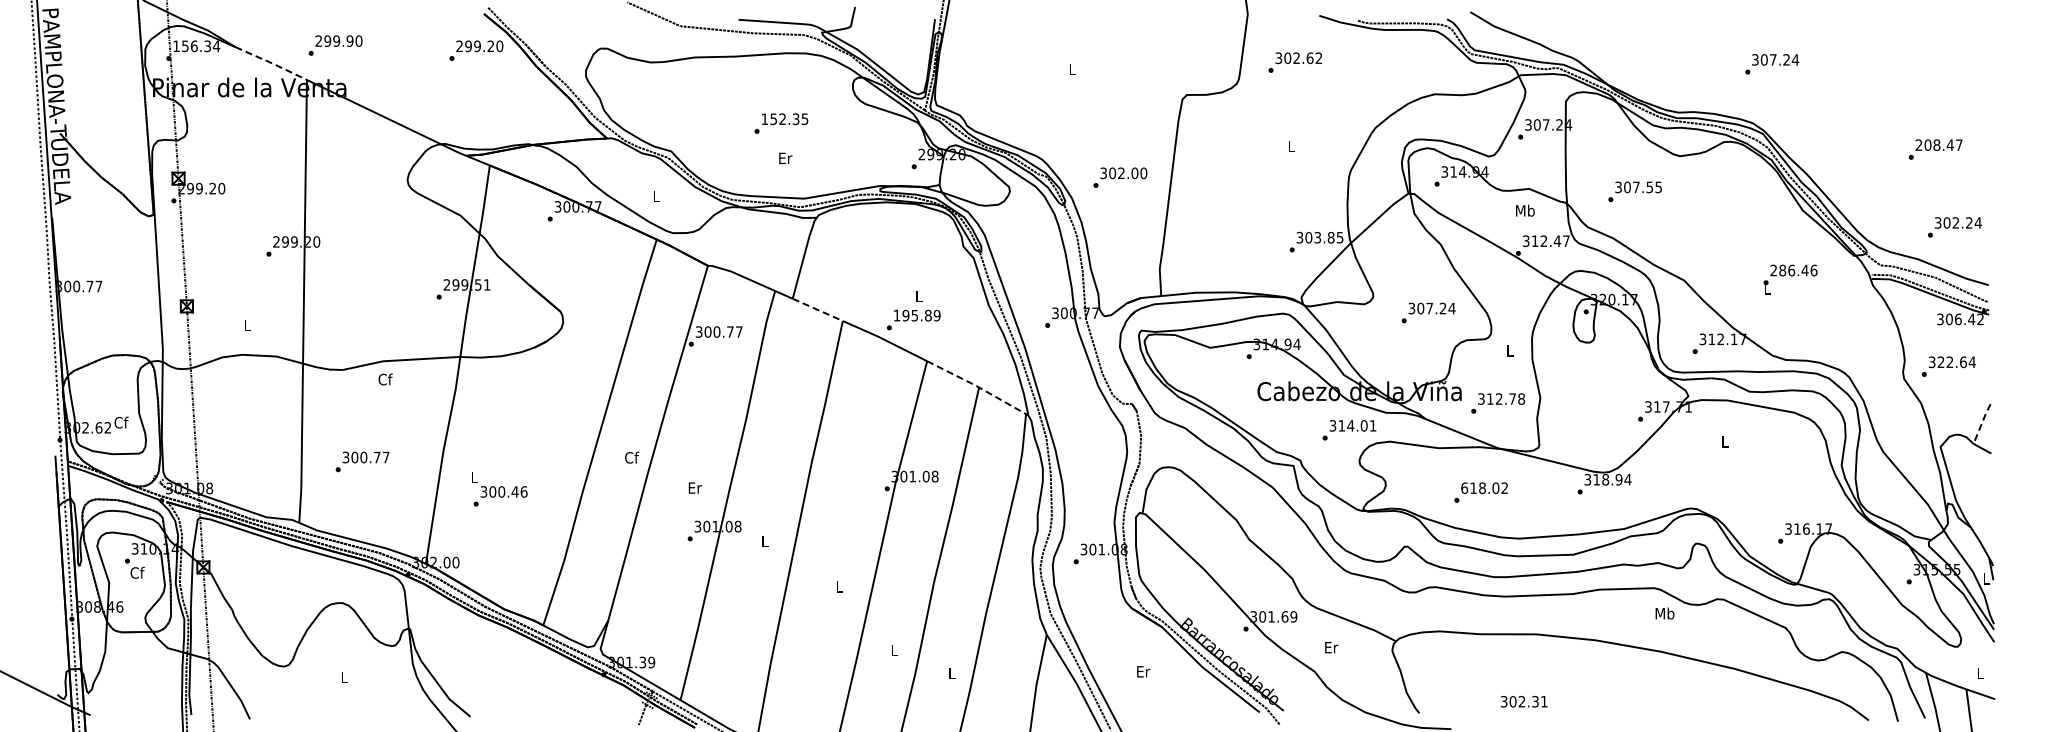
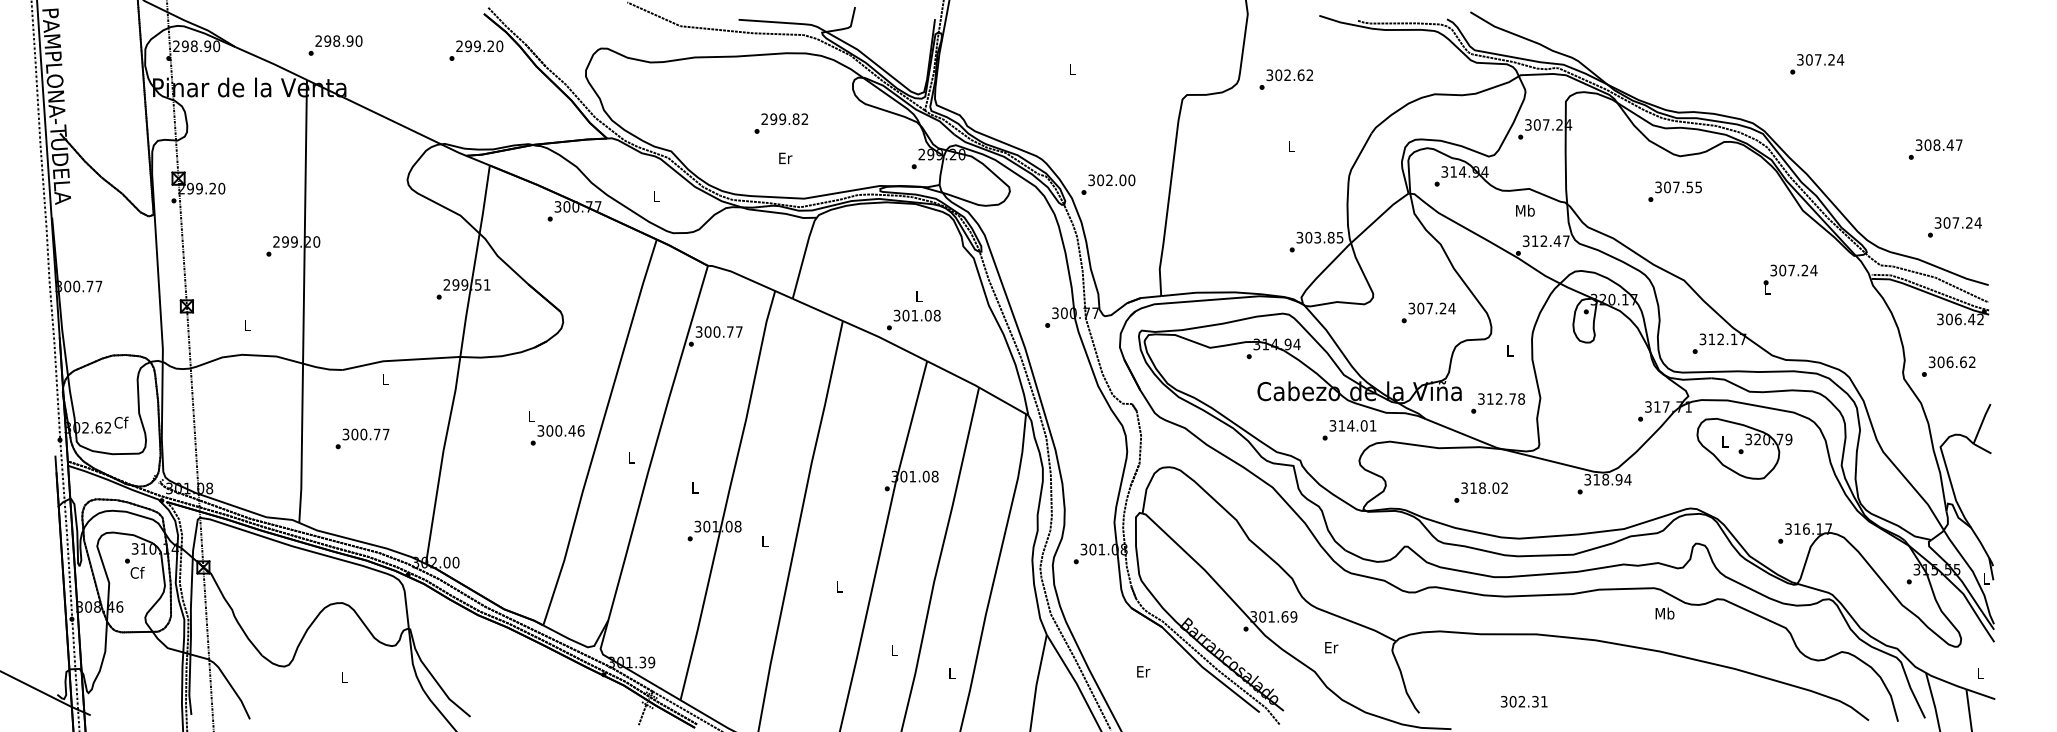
text: 299.90 -> 298.90 (336, 40)
text: 156.34 -> 298.90 (196, 46)
text position: (1295, 62) -> (1286, 79) (1286, 79)
line: dashed -> solid (272, 63)
text position: (1772, 64) -> (1817, 64) (1817, 64)
text: 152.35 -> 299.82 (784, 119)
text: 208.47 -> 308.47 (1918, 144)
text position: (1120, 177) -> (1108, 184) (1108, 184)
text position: (1634, 191) -> (1674, 191) (1674, 191)
text: 302.24 -> 307.24 (1955, 222)
text: 286.46 -> 307.24 (1793, 270)
line: dashed -> solid (818, 310)
text: 195.89 -> 301.08 (916, 315)
text: 322.64 -> 306.62 (1956, 362)
text: Cf -> L (385, 379)
line: dashed -> solid (978, 387)
line: dashed -> solid (1982, 423)
part: none -> present (1744, 448)
text: Cf -> L (632, 457)
text position: (362, 461) -> (362, 438) (362, 438)
text: Er -> L (694, 487)
text: 618.02 -> 318.02 (1464, 487)
text position: (499, 489) -> (556, 428) (556, 428)
